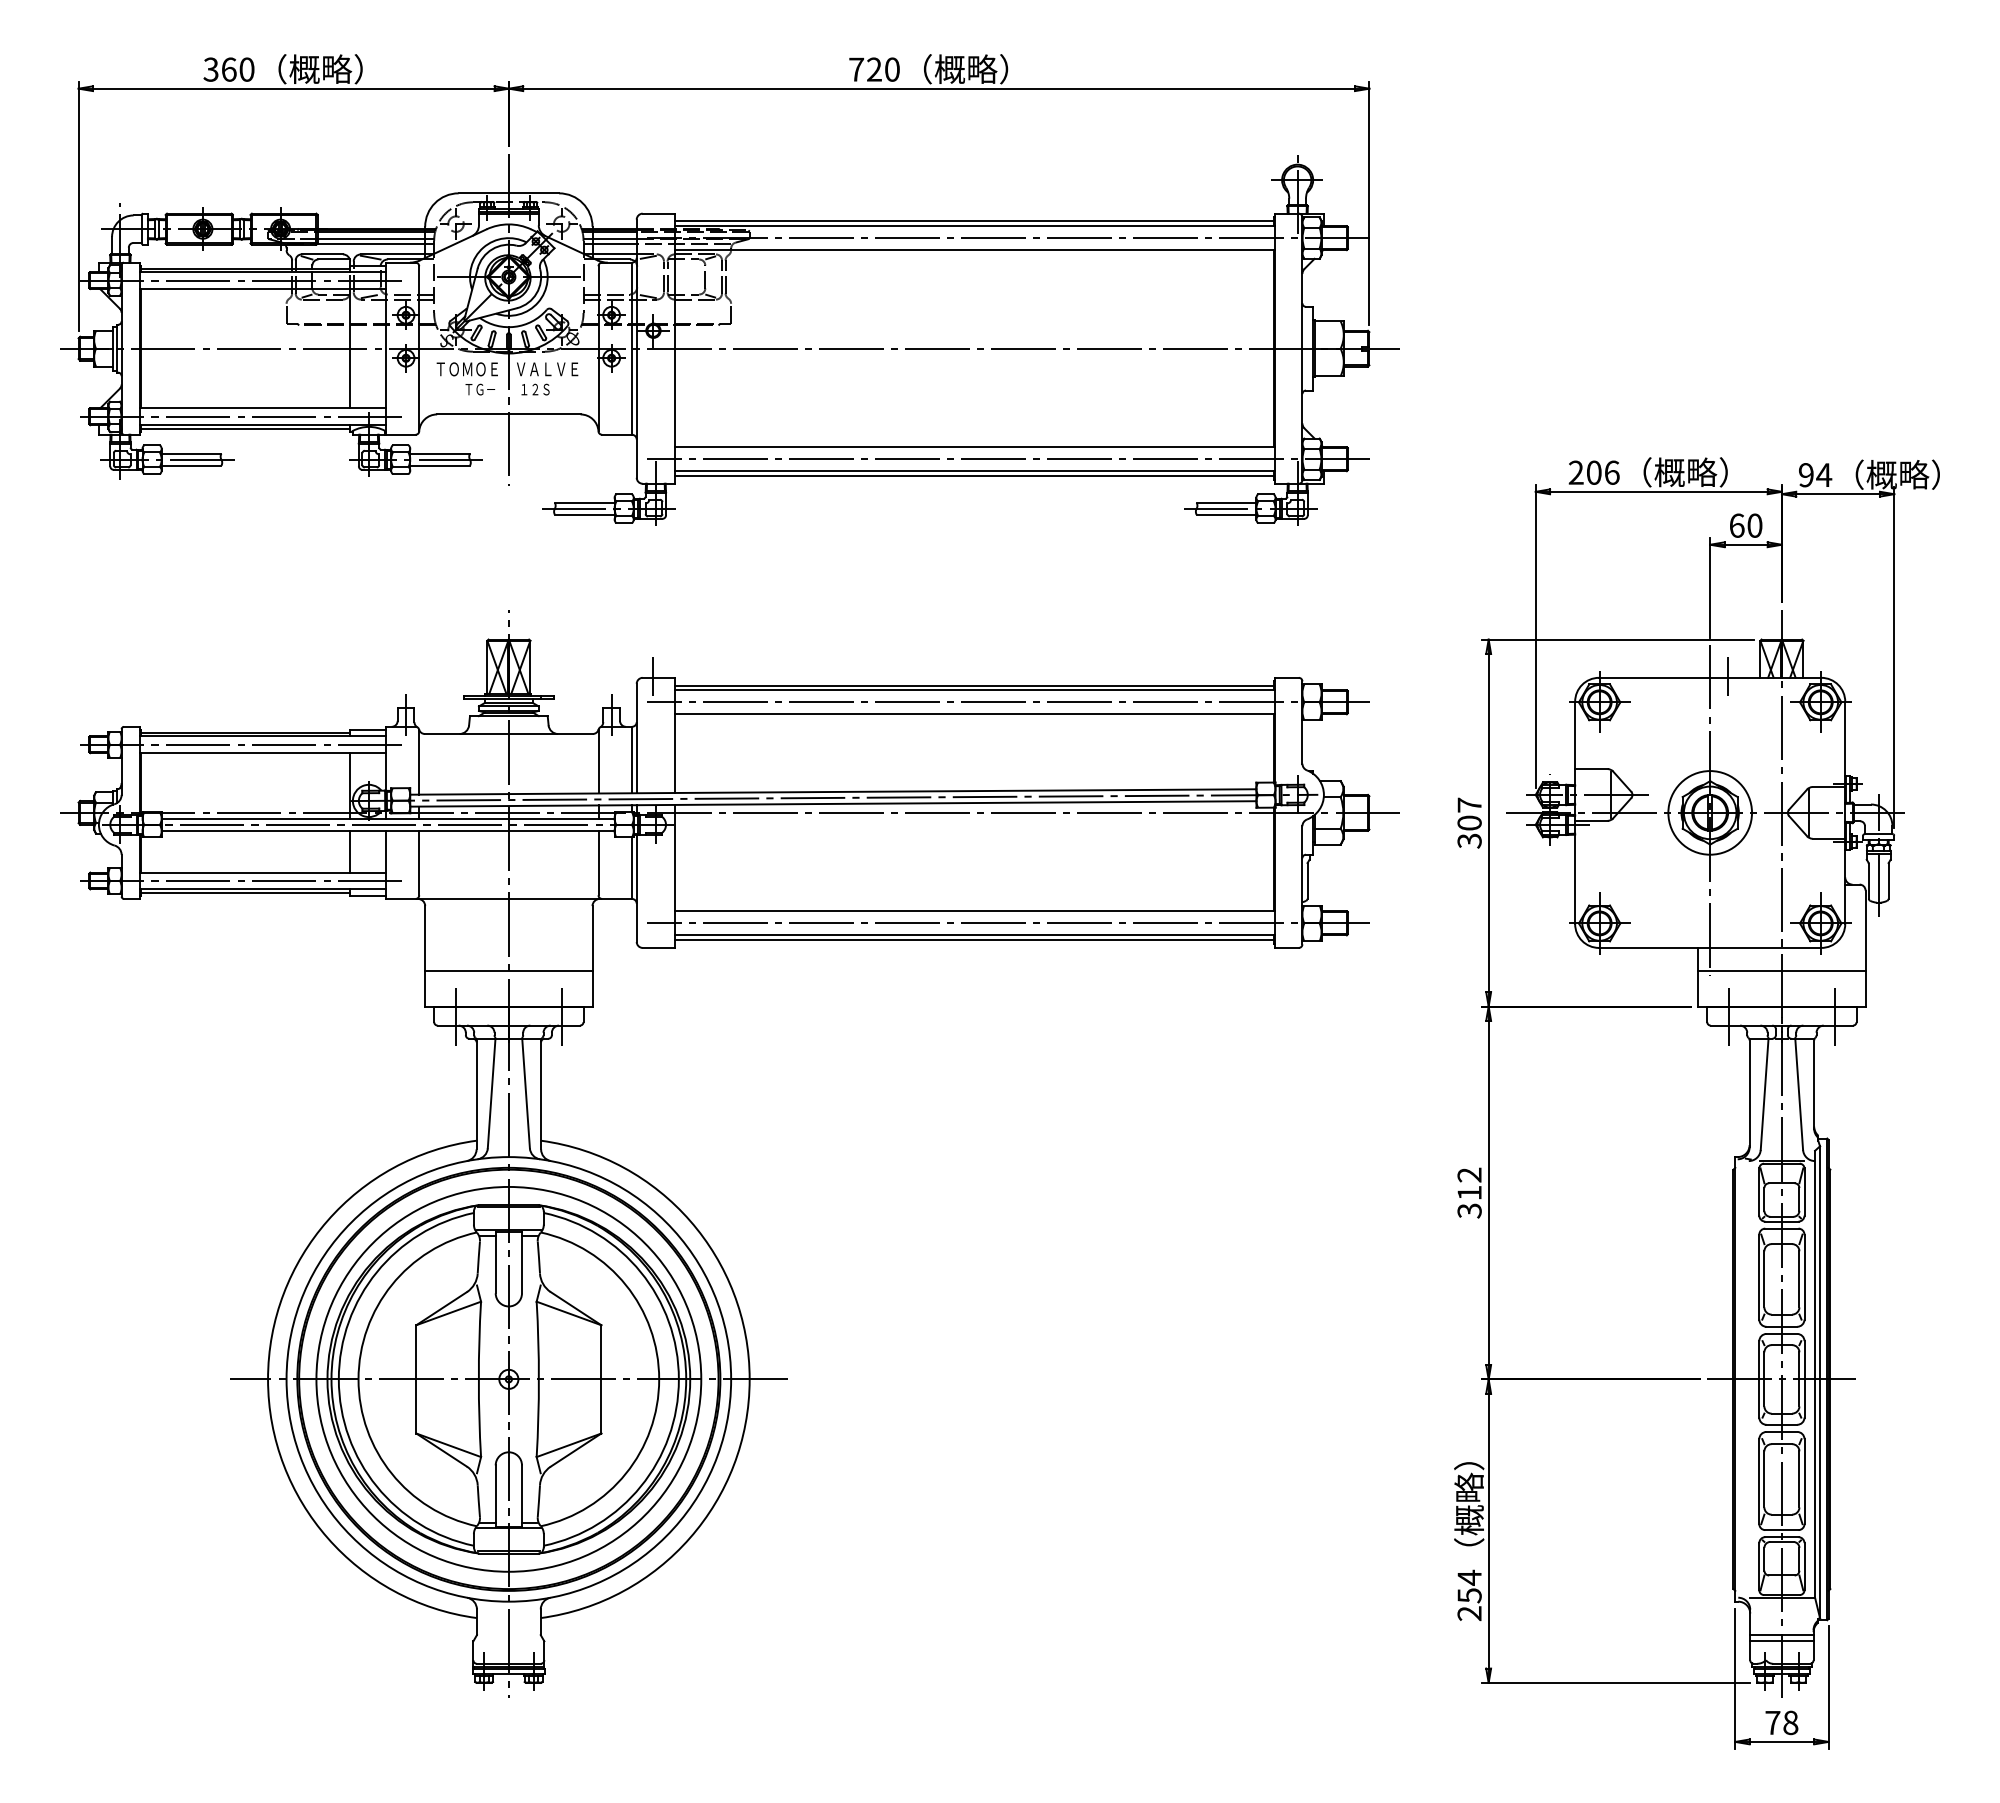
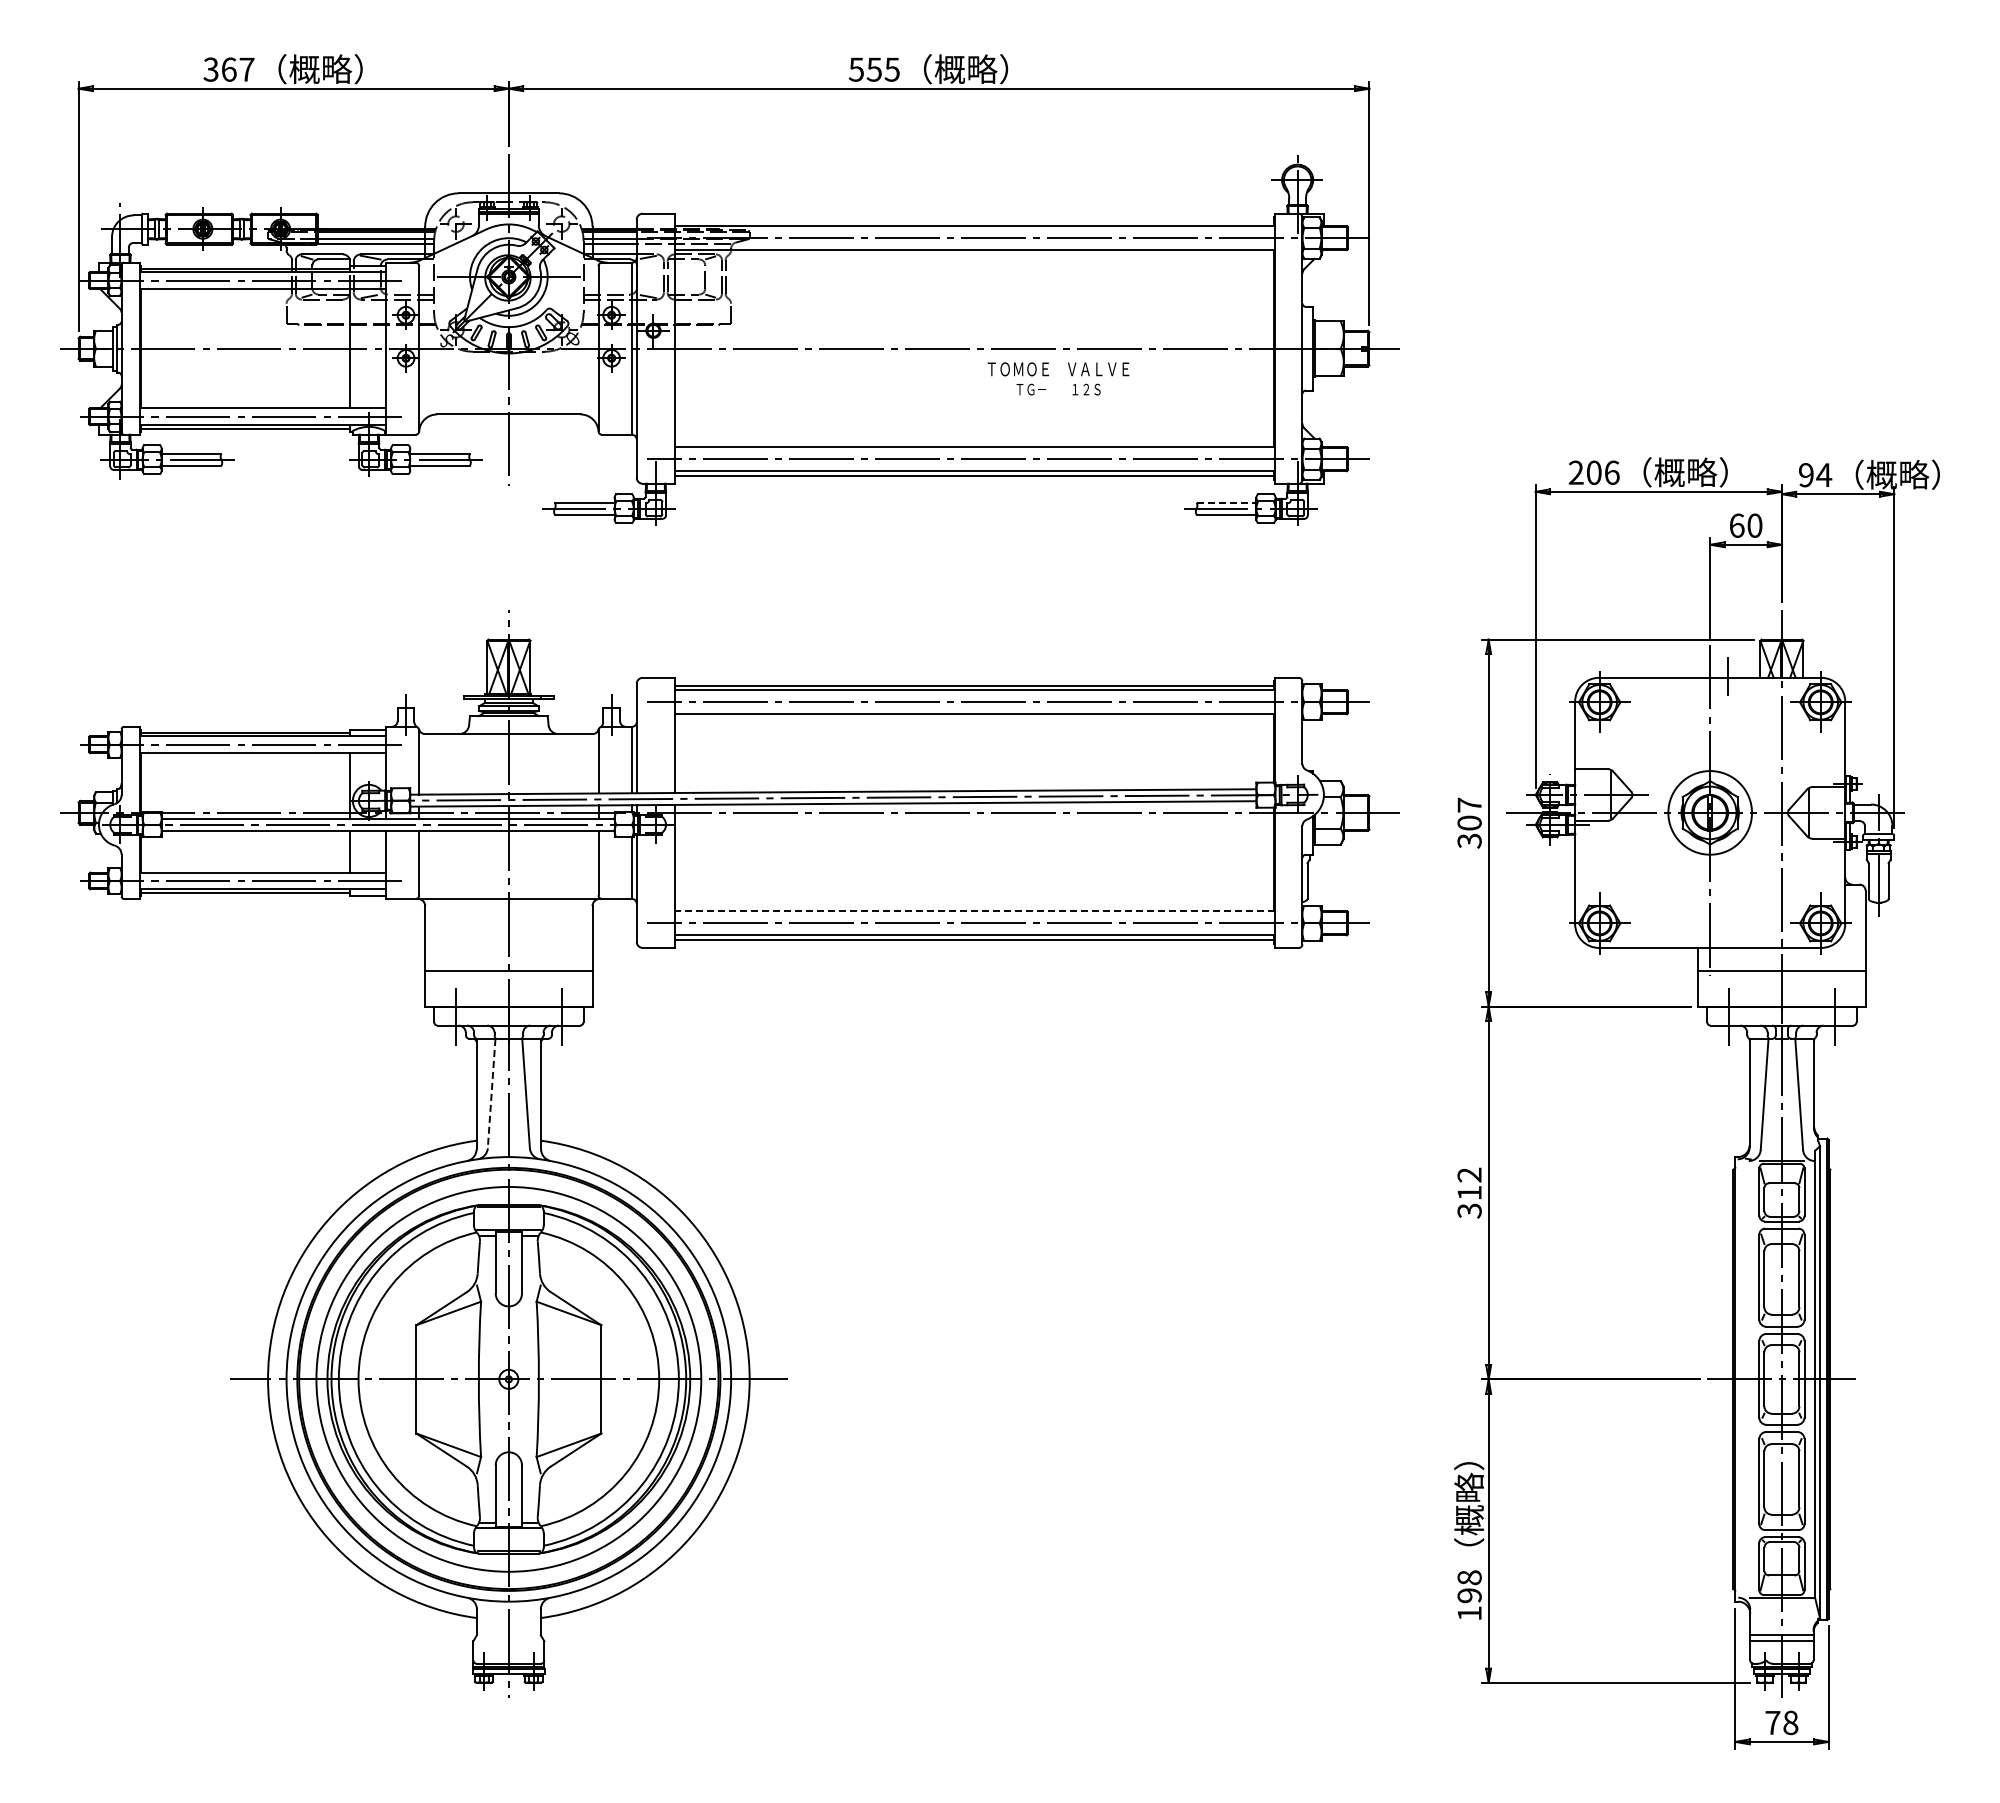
text: 360 -> 367 (246, 69)
text: 720 -> 555 (873, 69)
line: present -> none (973, 221)
text position: (507, 378) -> (1058, 378) (1058, 378)
line: solid -> dashed (1226, 502)
line: present -> none (653, 676)
line: solid -> dashed (974, 911)
line: solid -> dashed (491, 1093)
text: 254 -> 198 (1469, 1595)
